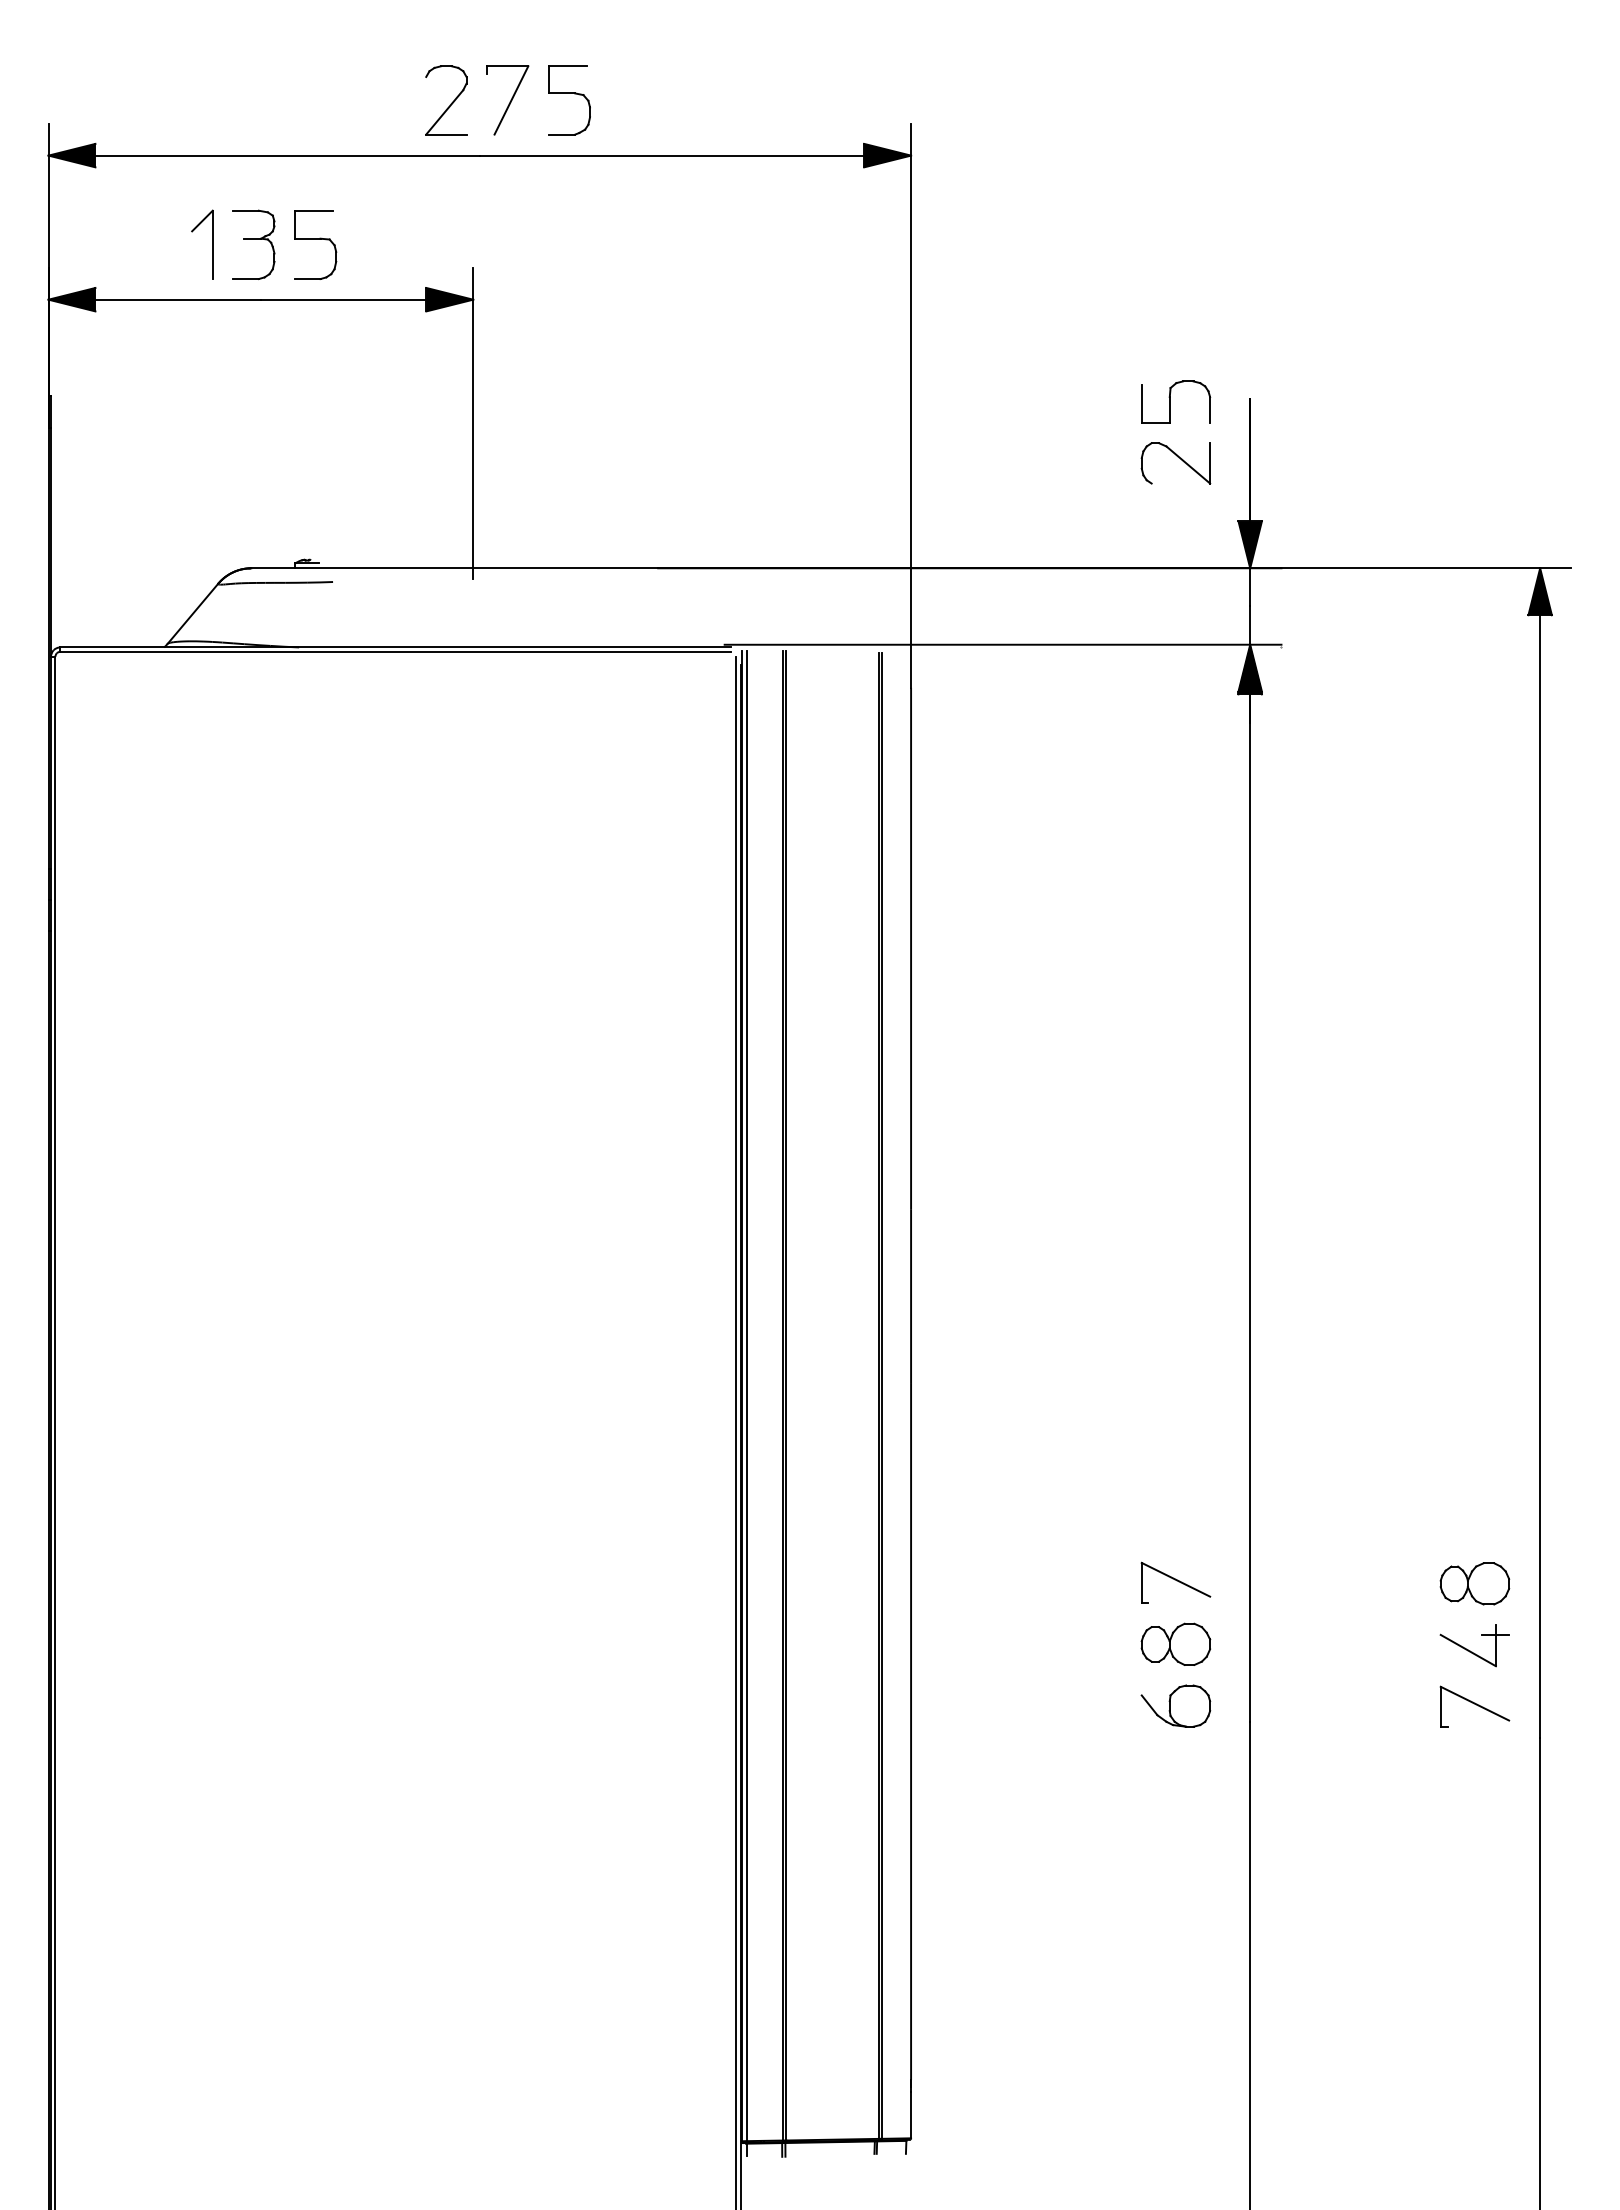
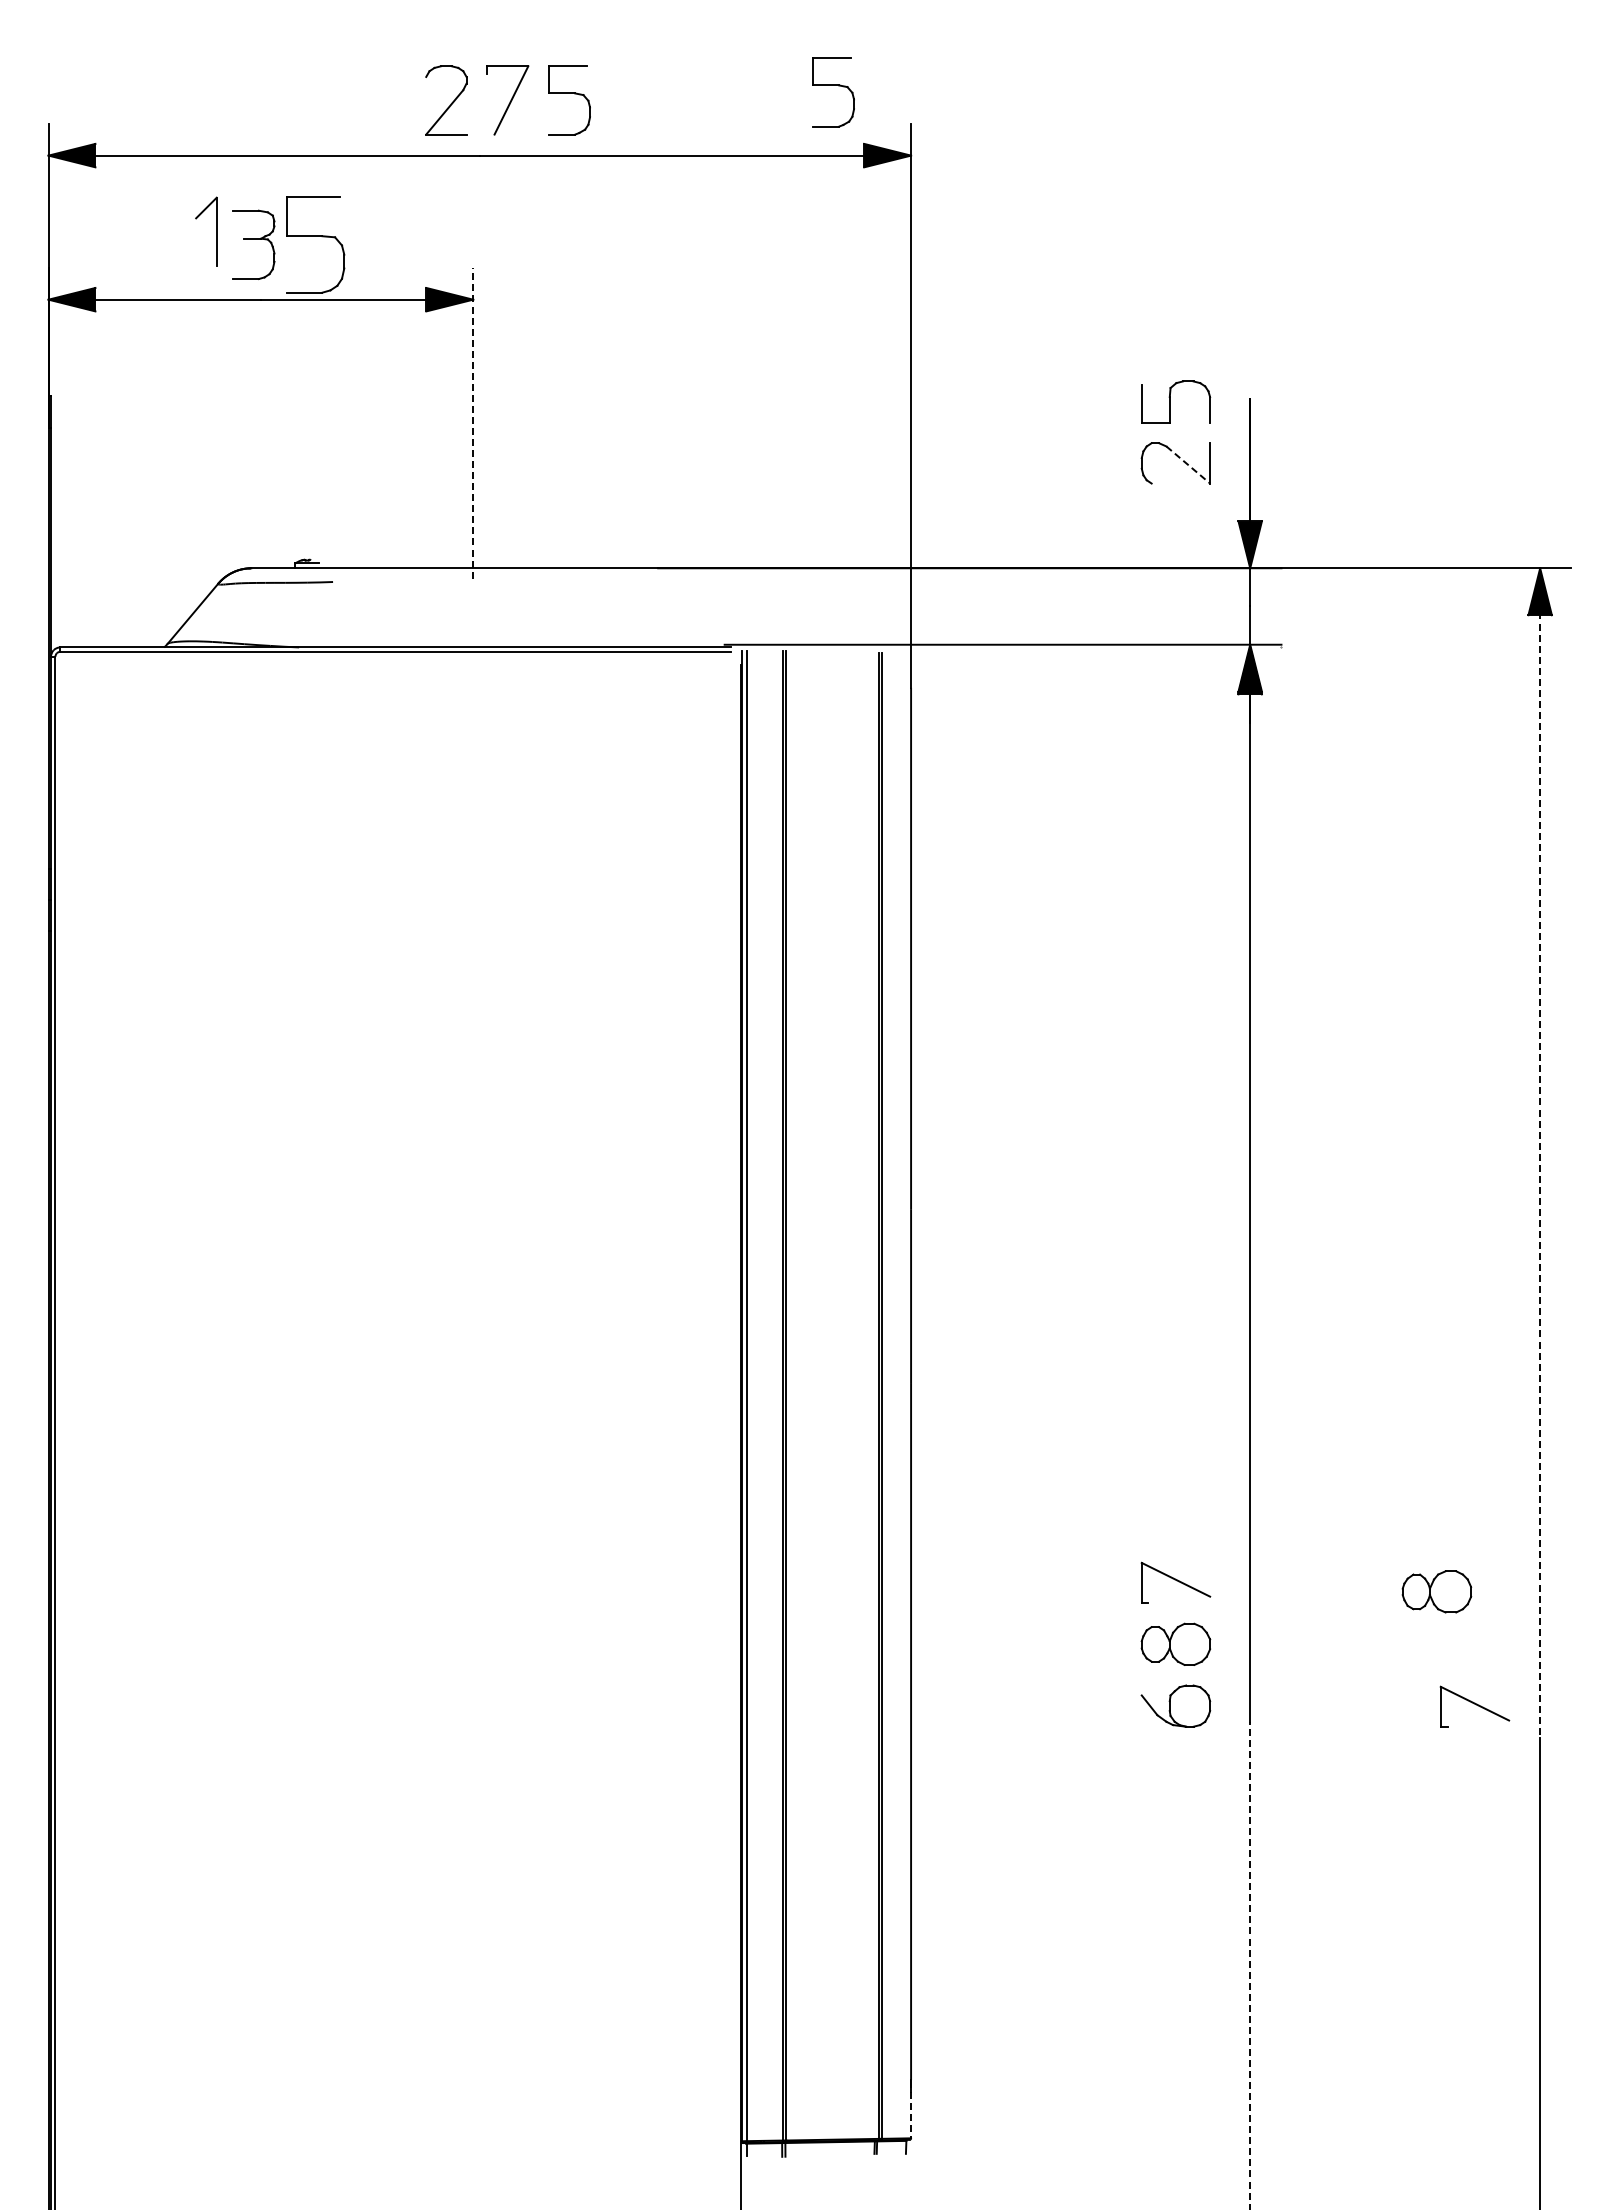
part: none -> present (833, 85)
part position: (212, 244) -> (216, 231) (216, 231)
part size: 44x70 px -> 60x98 px (315, 244)
line: solid -> dashed (473, 423)
line: solid -> dashed (1188, 465)
line: solid -> dashed (1540, 1153)
line: present -> none (736, 1431)
part position: (1474, 1583) -> (1436, 1591) (1436, 1591)
part: present -> none (1472, 1651)
line: solid -> dashed (1250, 1965)
line: solid -> dashed (911, 2115)
